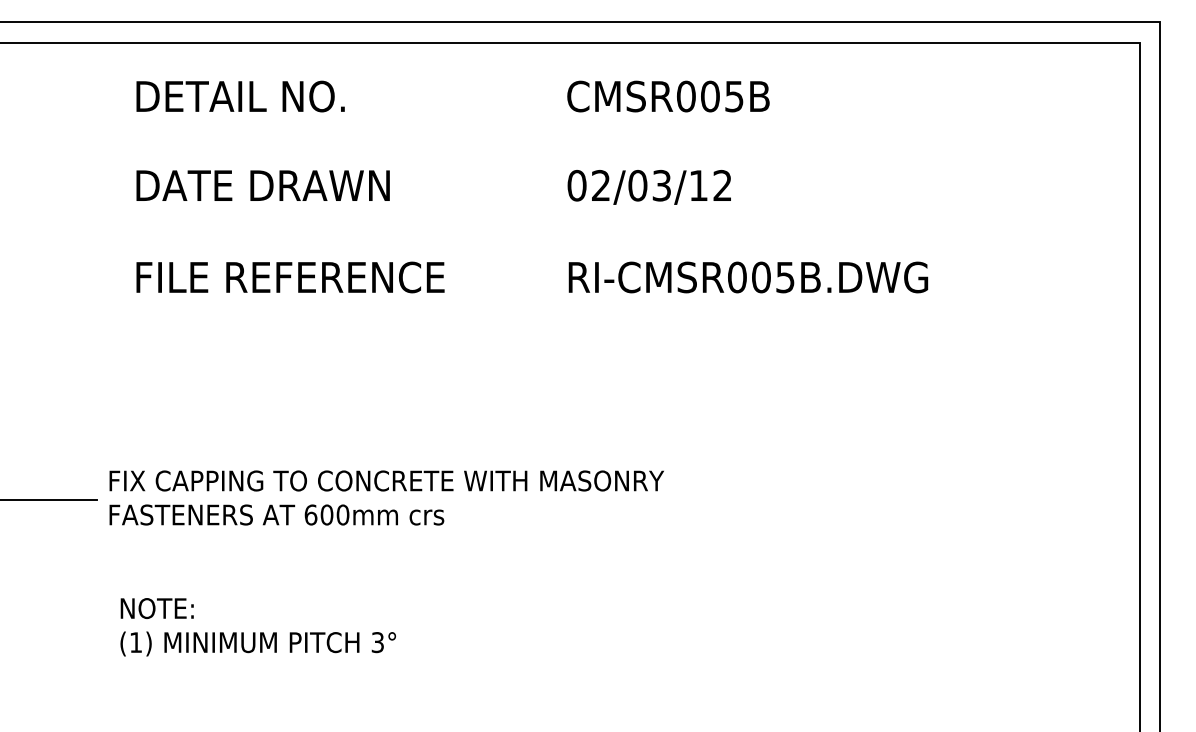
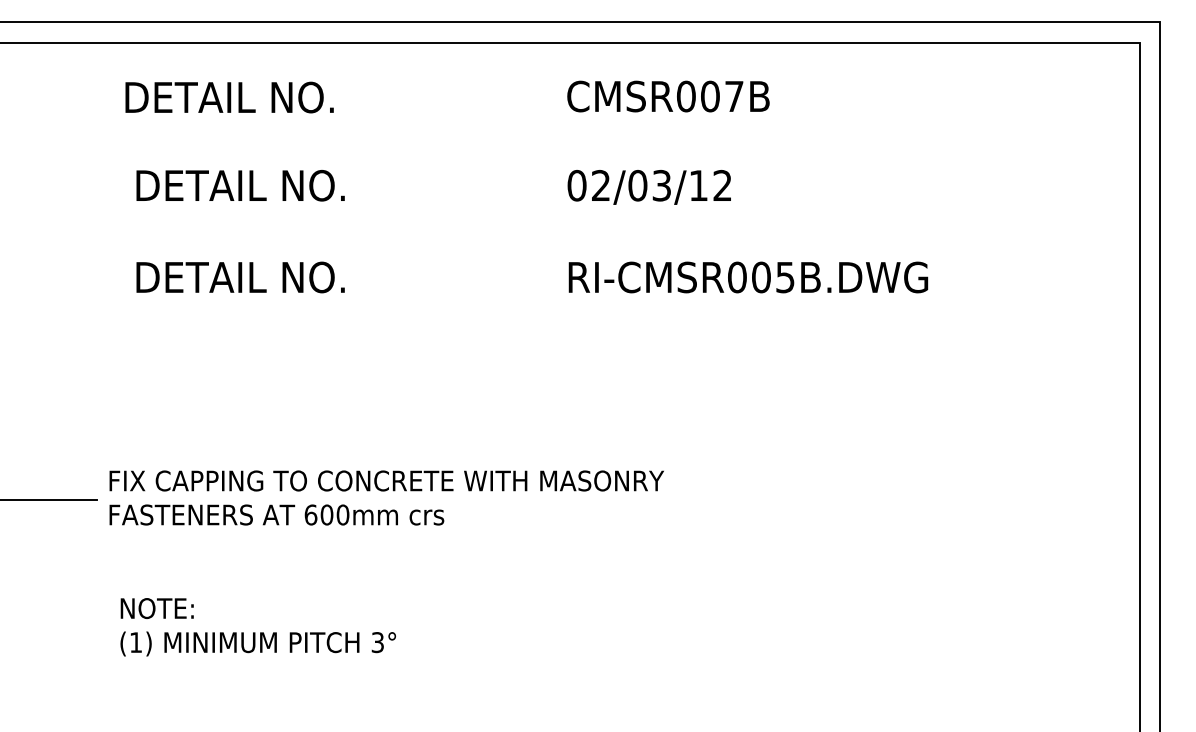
text position: (240, 96) -> (229, 97) (229, 97)
text: CMSR005B -> CMSR007B (734, 96)
text: DATE DRAWN -> DETAIL NO. (275, 185)
text: FILE REFERENCE -> DETAIL NO. (292, 277)
